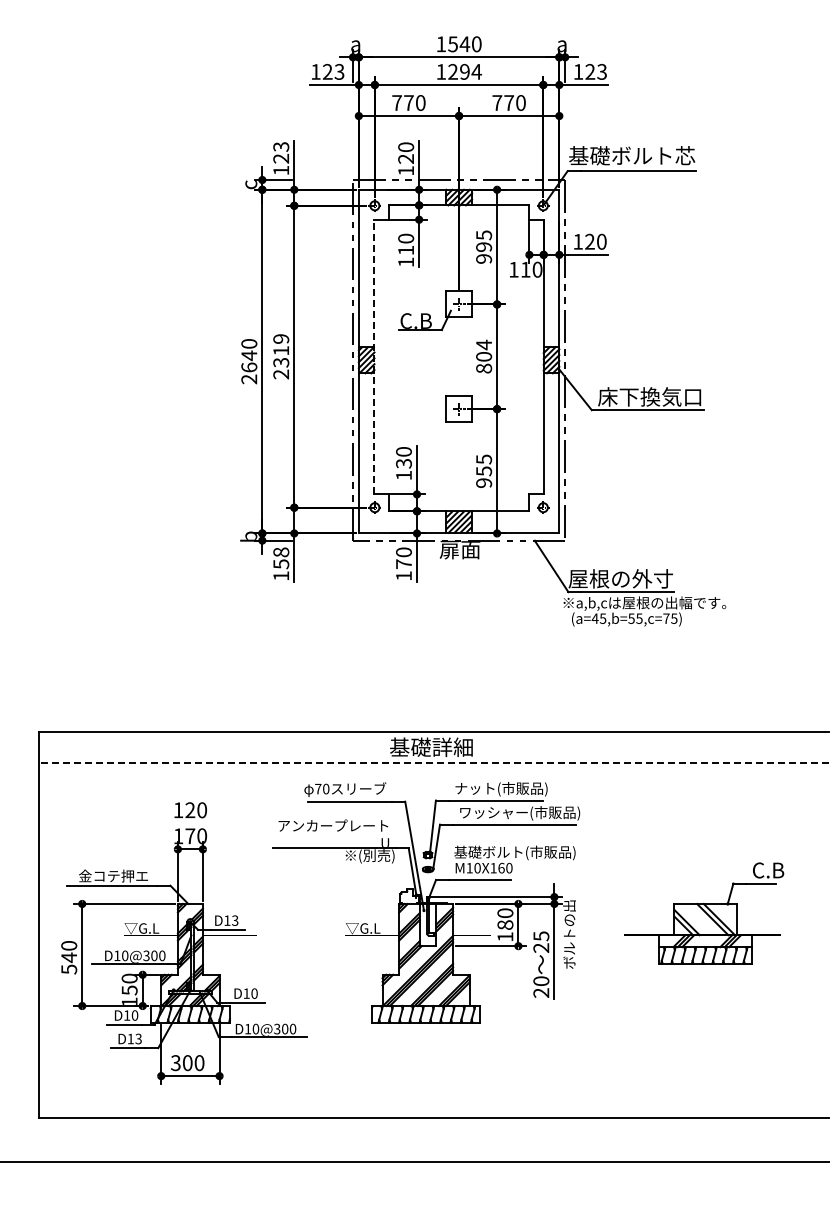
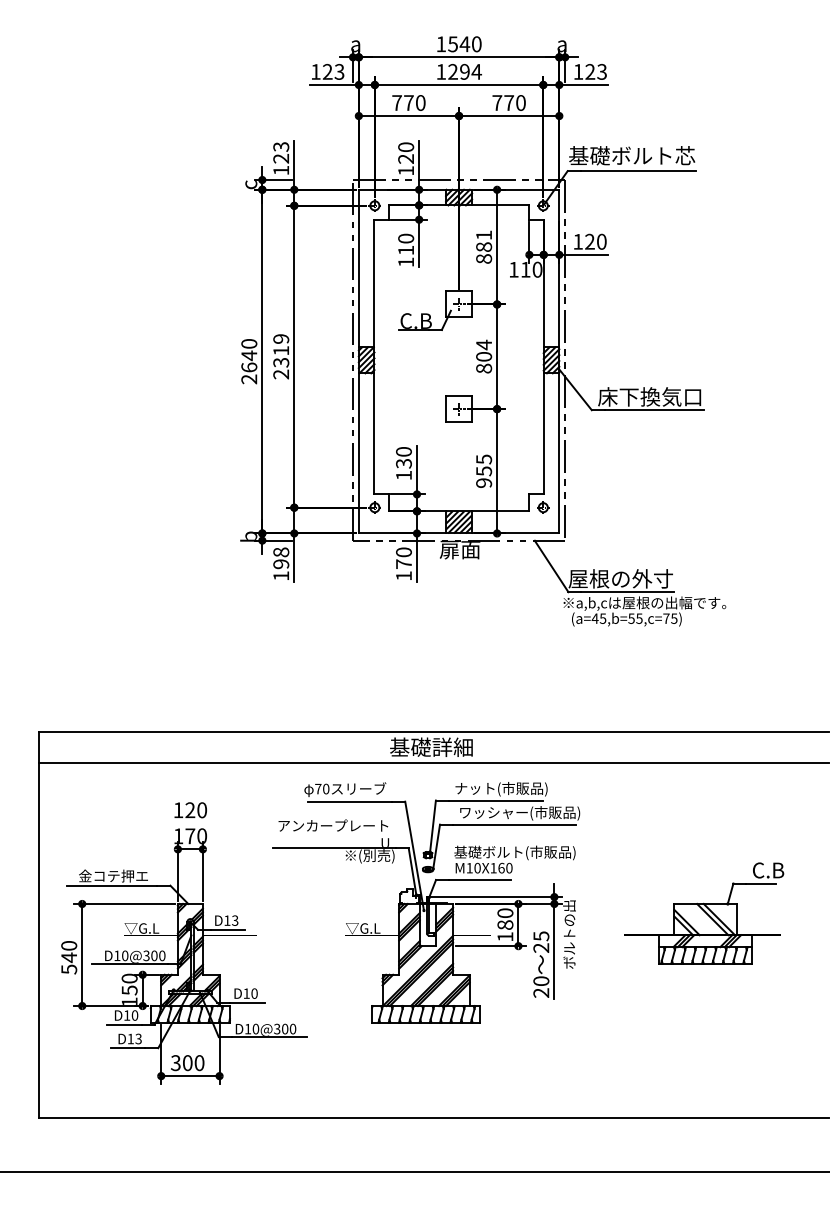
text: 995 -> 881 (484, 246)
line: dashed -> solid (374, 356)
text: 158 -> 198 (281, 564)
line: dashed -> solid (433, 763)
line position: (414, 1161) -> (414, 1171) (414, 1171)
